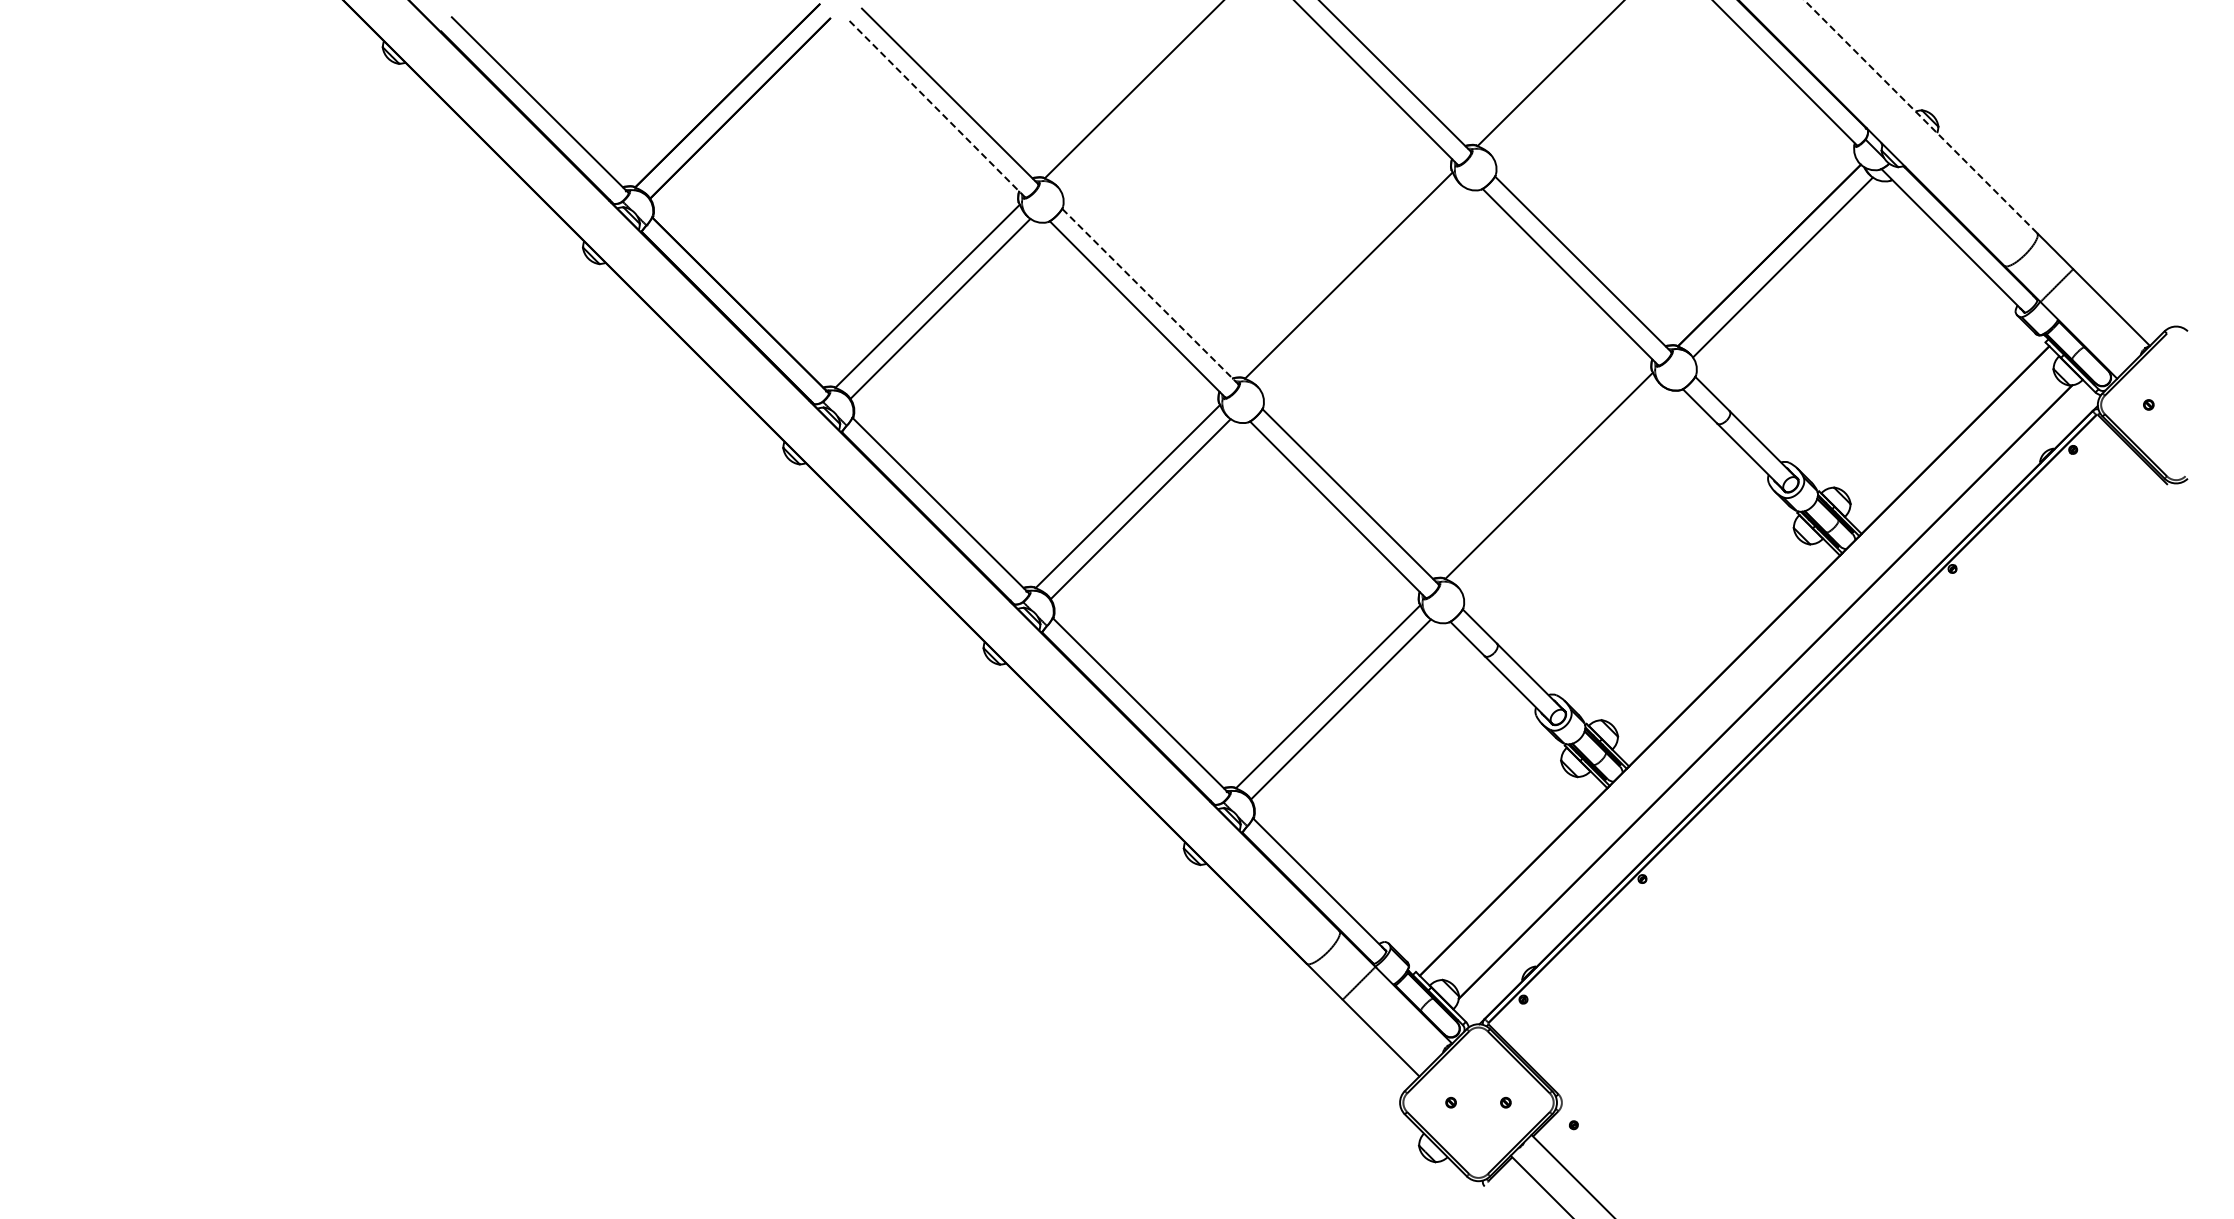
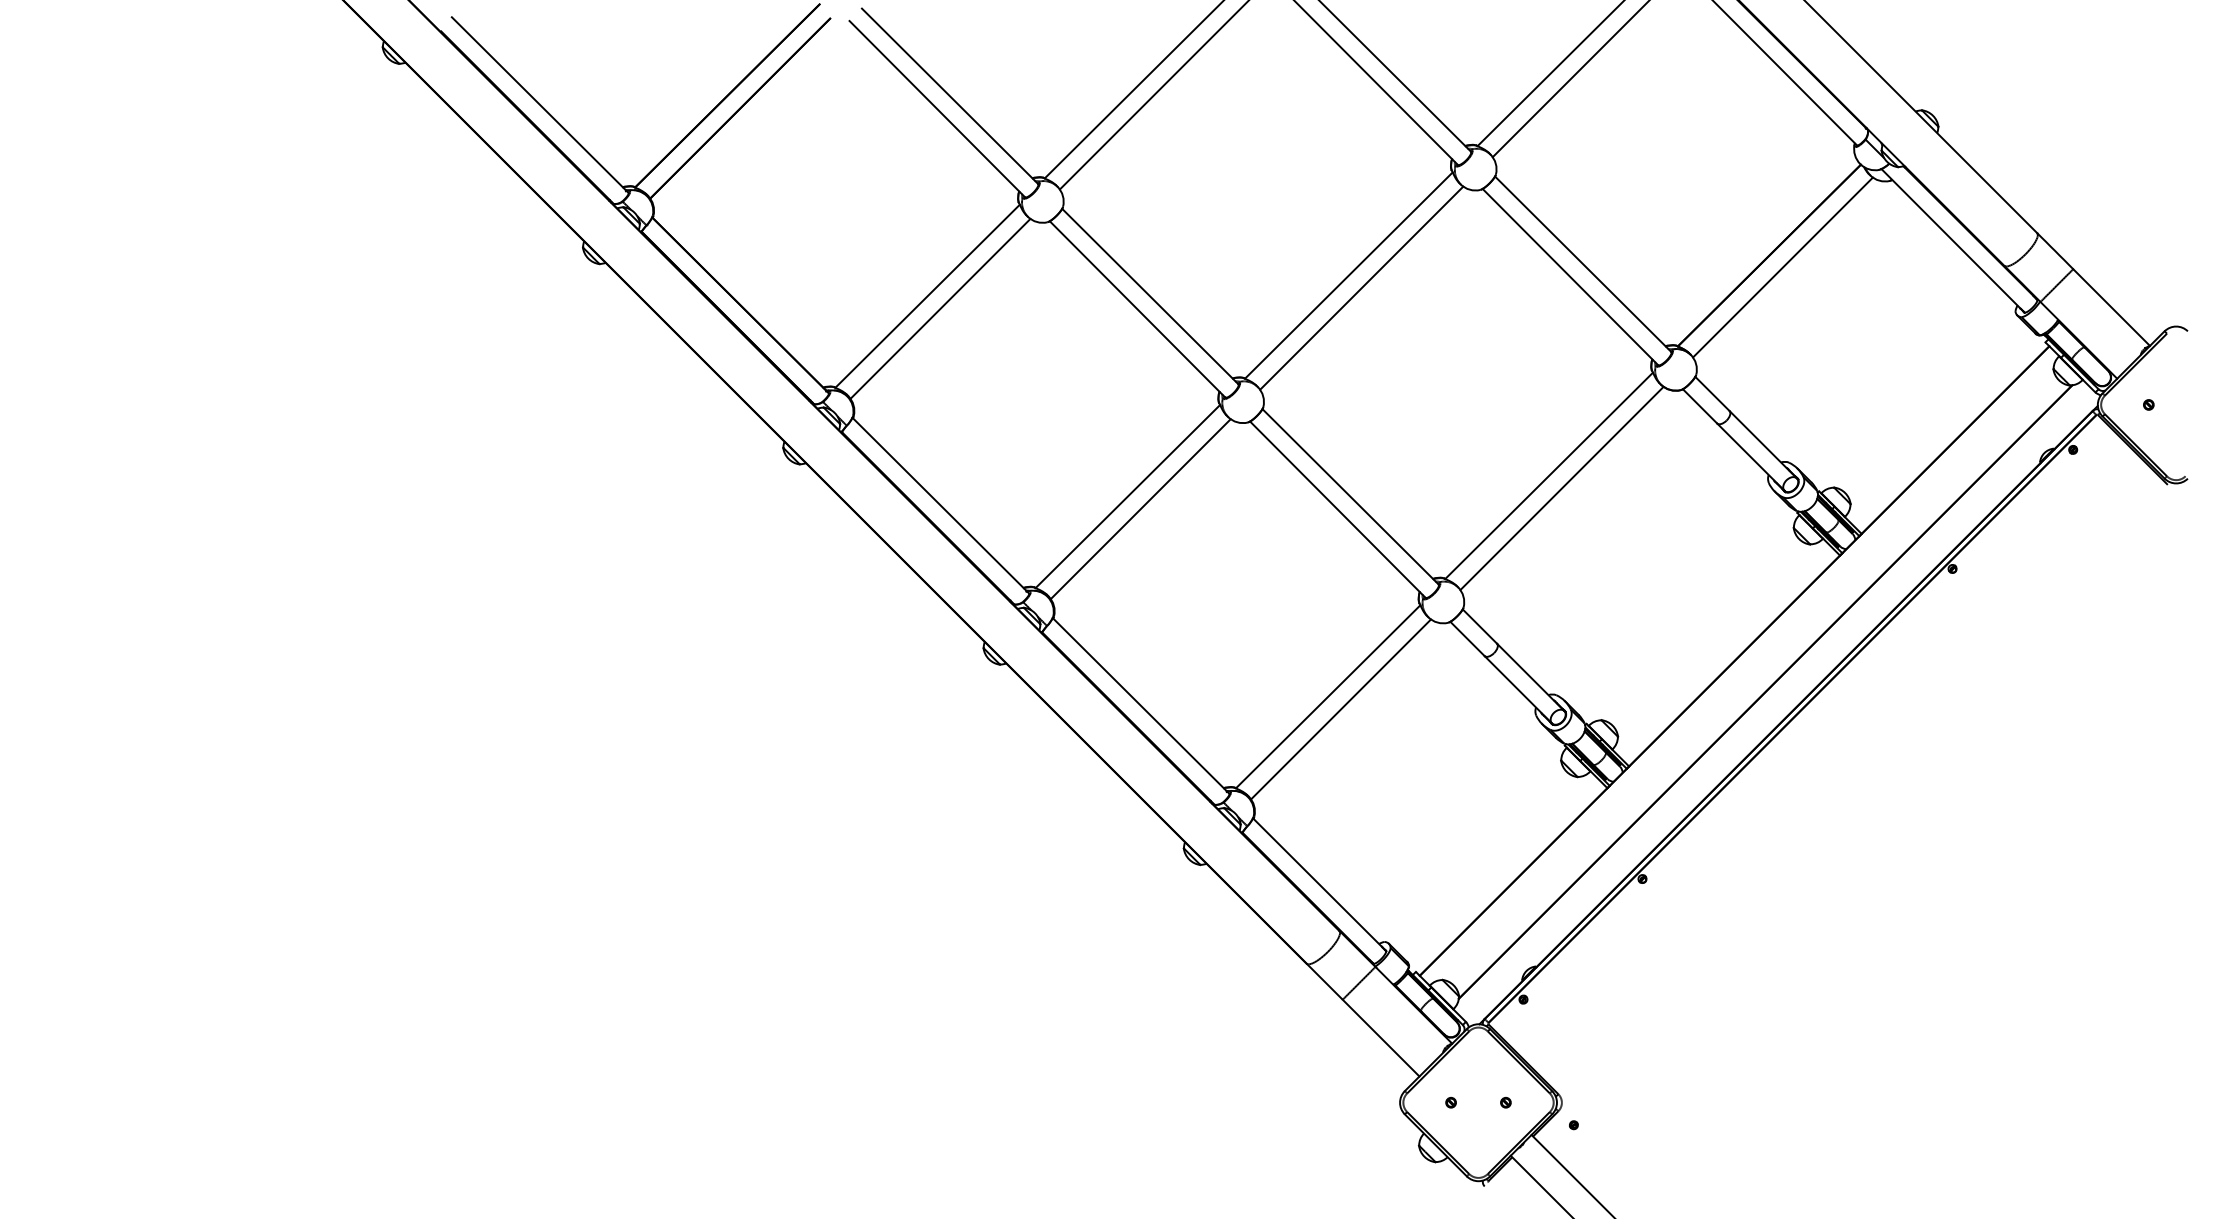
line: none -> present (1569, 79)
line: none -> present (1152, 95)
line: dashed -> solid (937, 109)
line: dashed -> solid (1920, 116)
line: none -> present (1361, 287)
line: dashed -> solid (1150, 296)
line: none -> present (1561, 488)
